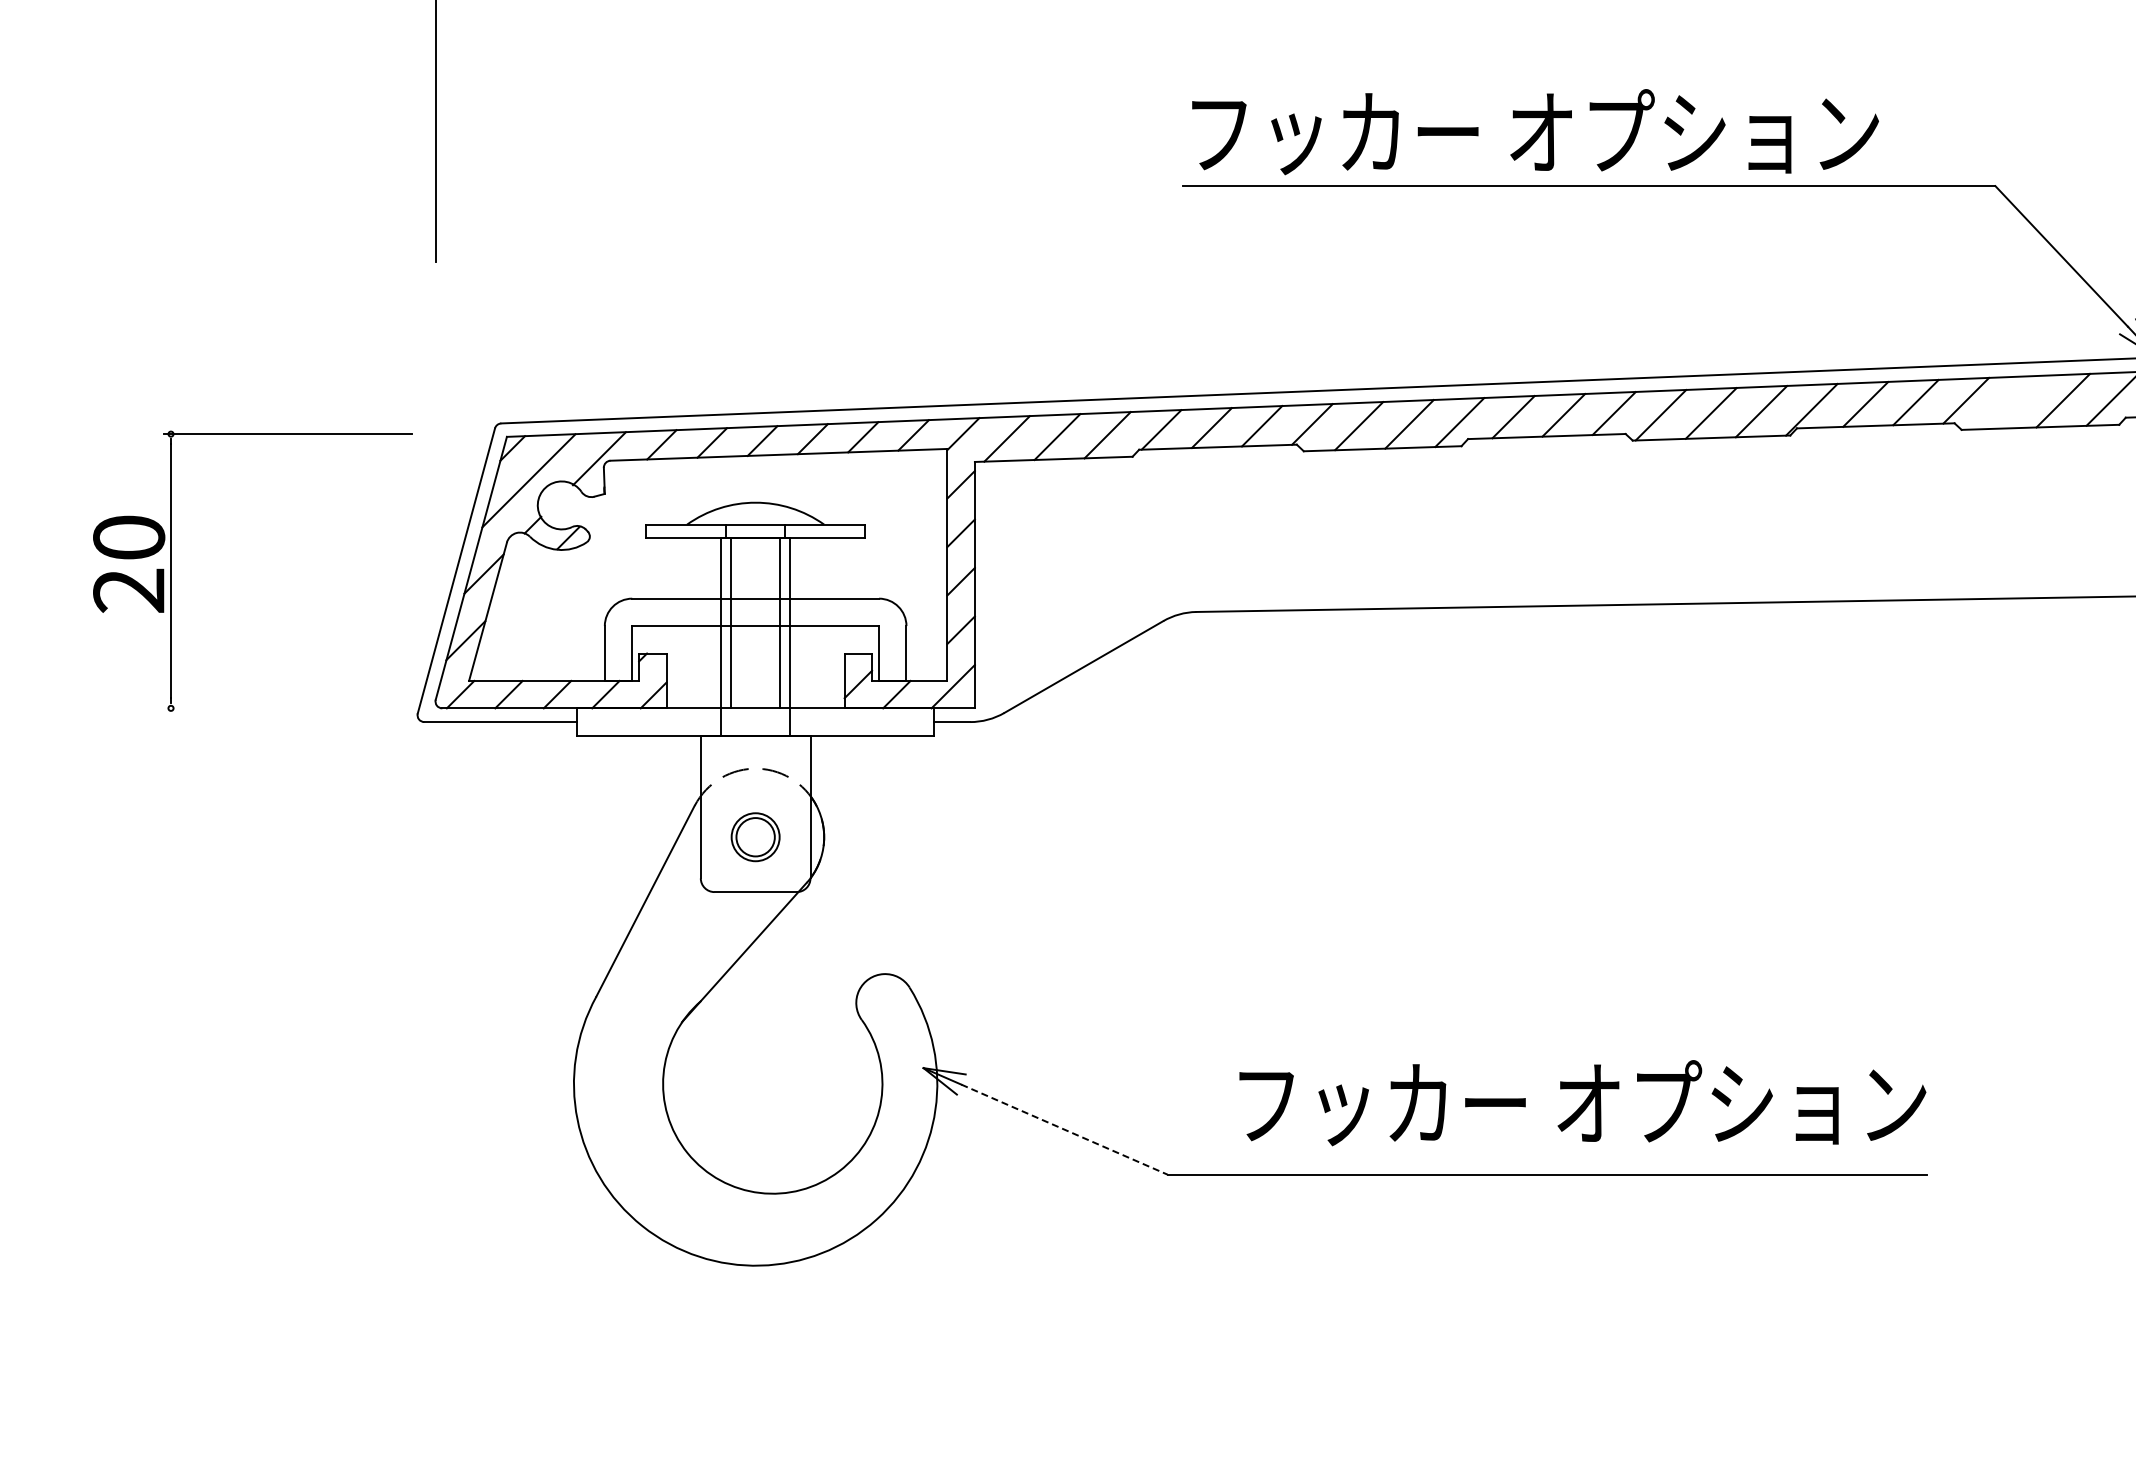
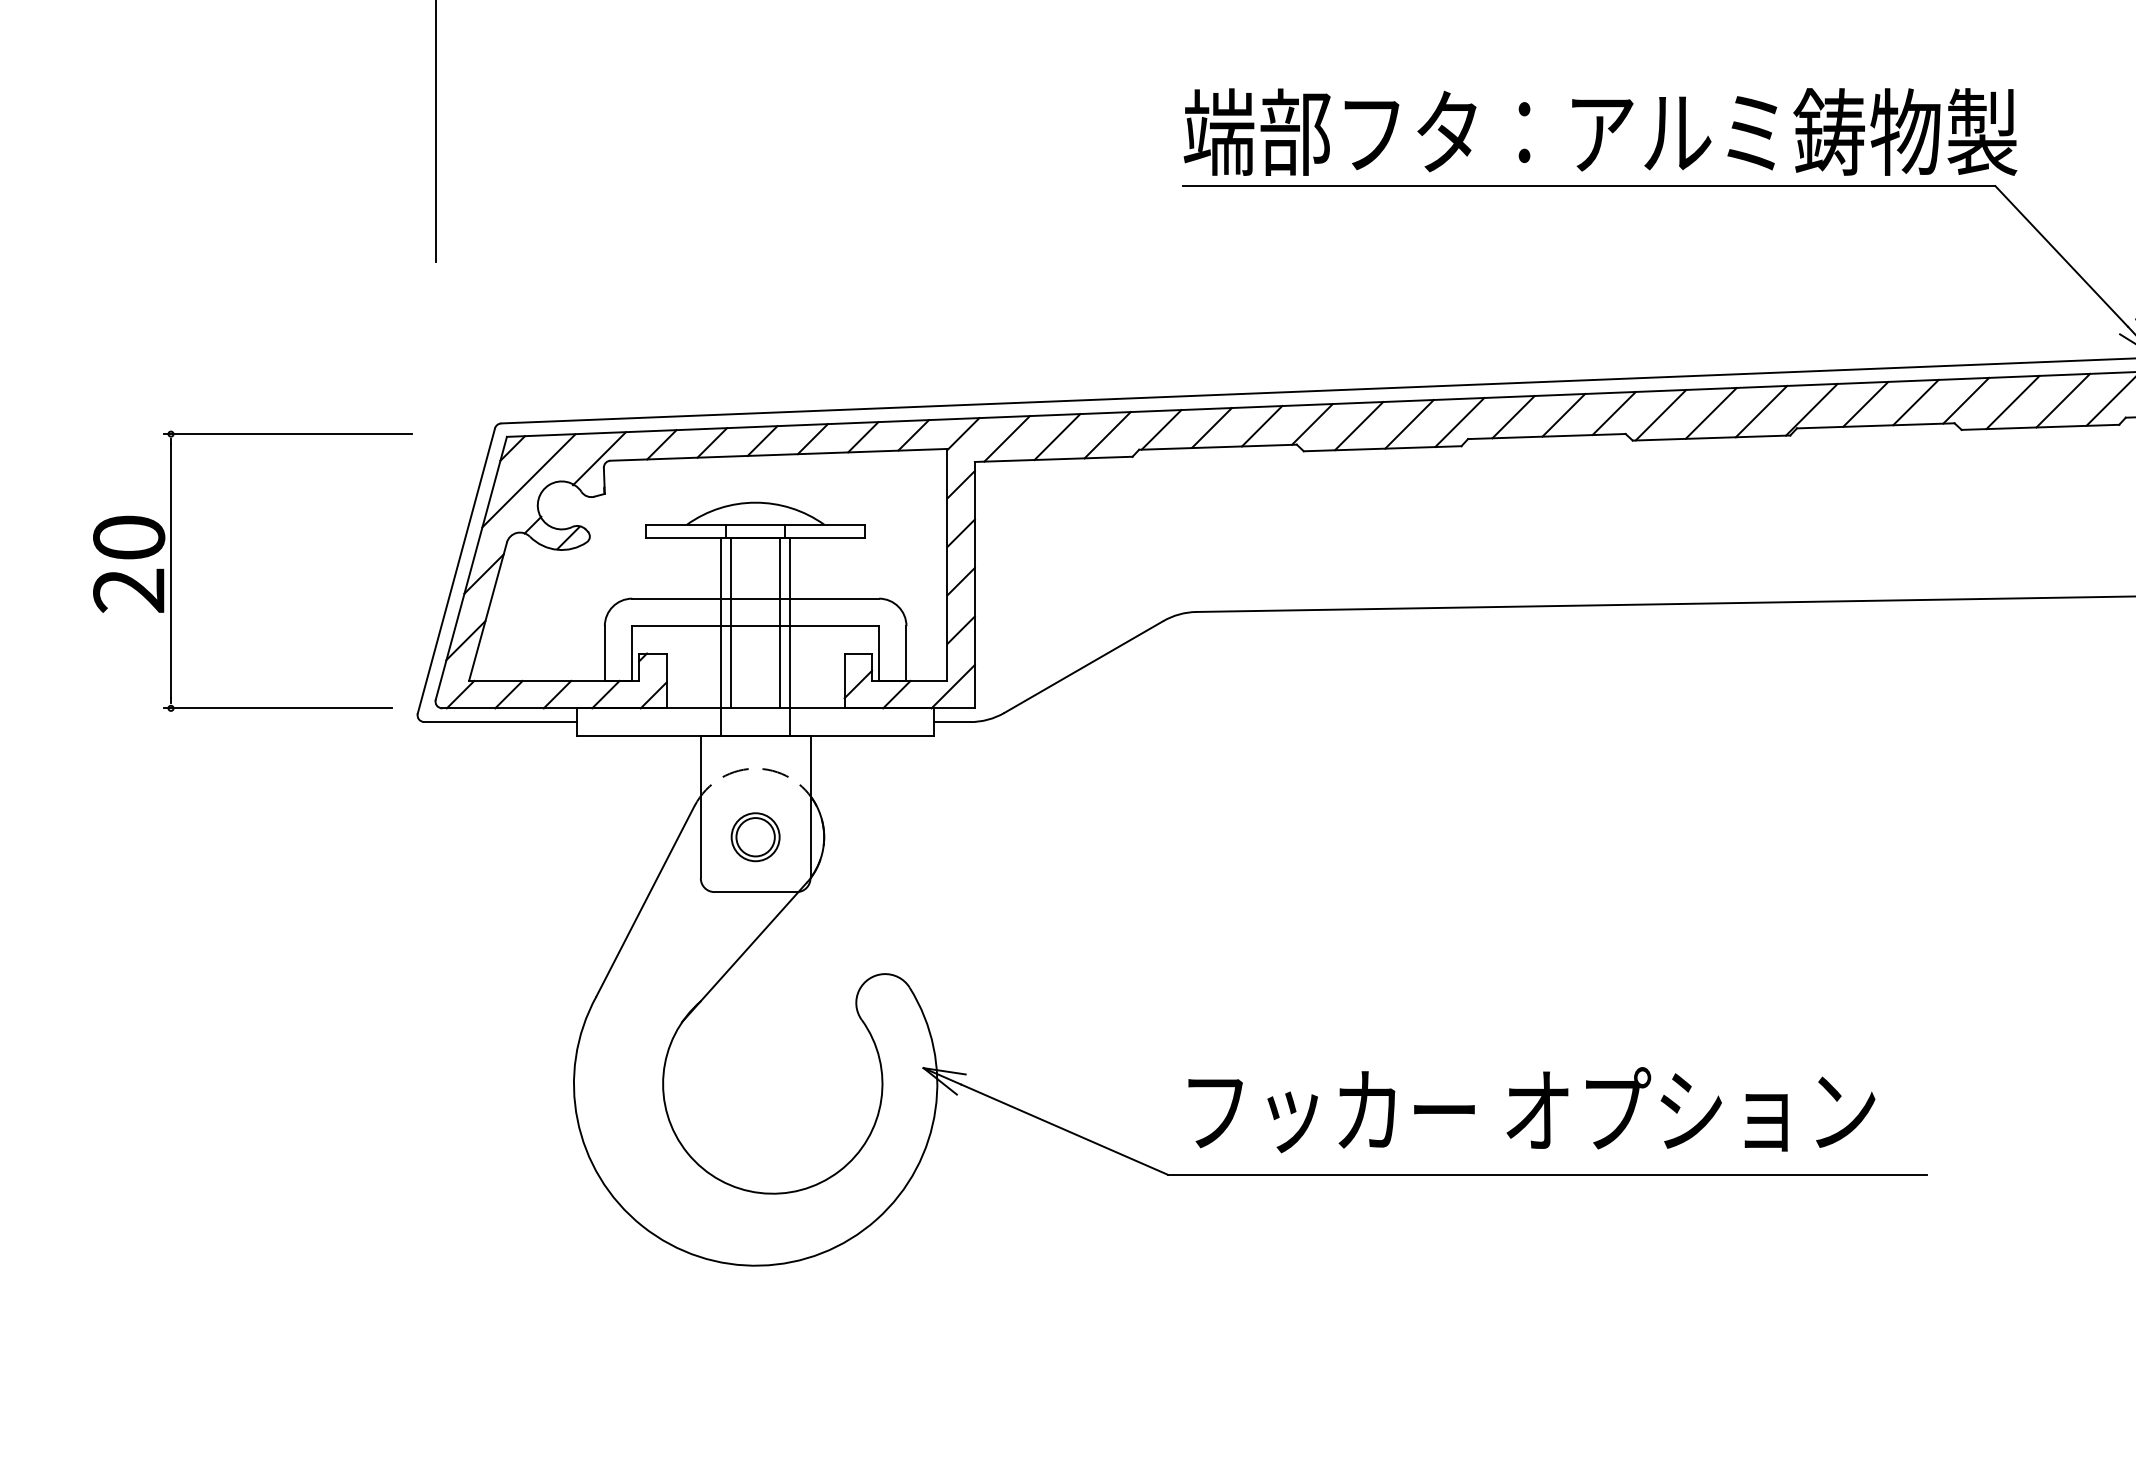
text: フッカー オプション -> 端部フタ：アルミ鋳物製 (1600, 131)
line: none -> present (2012, 402)
line: none -> present (277, 708)
text position: (1582, 1103) -> (1531, 1110) (1531, 1110)
line: dashed -> solid (1064, 1129)
